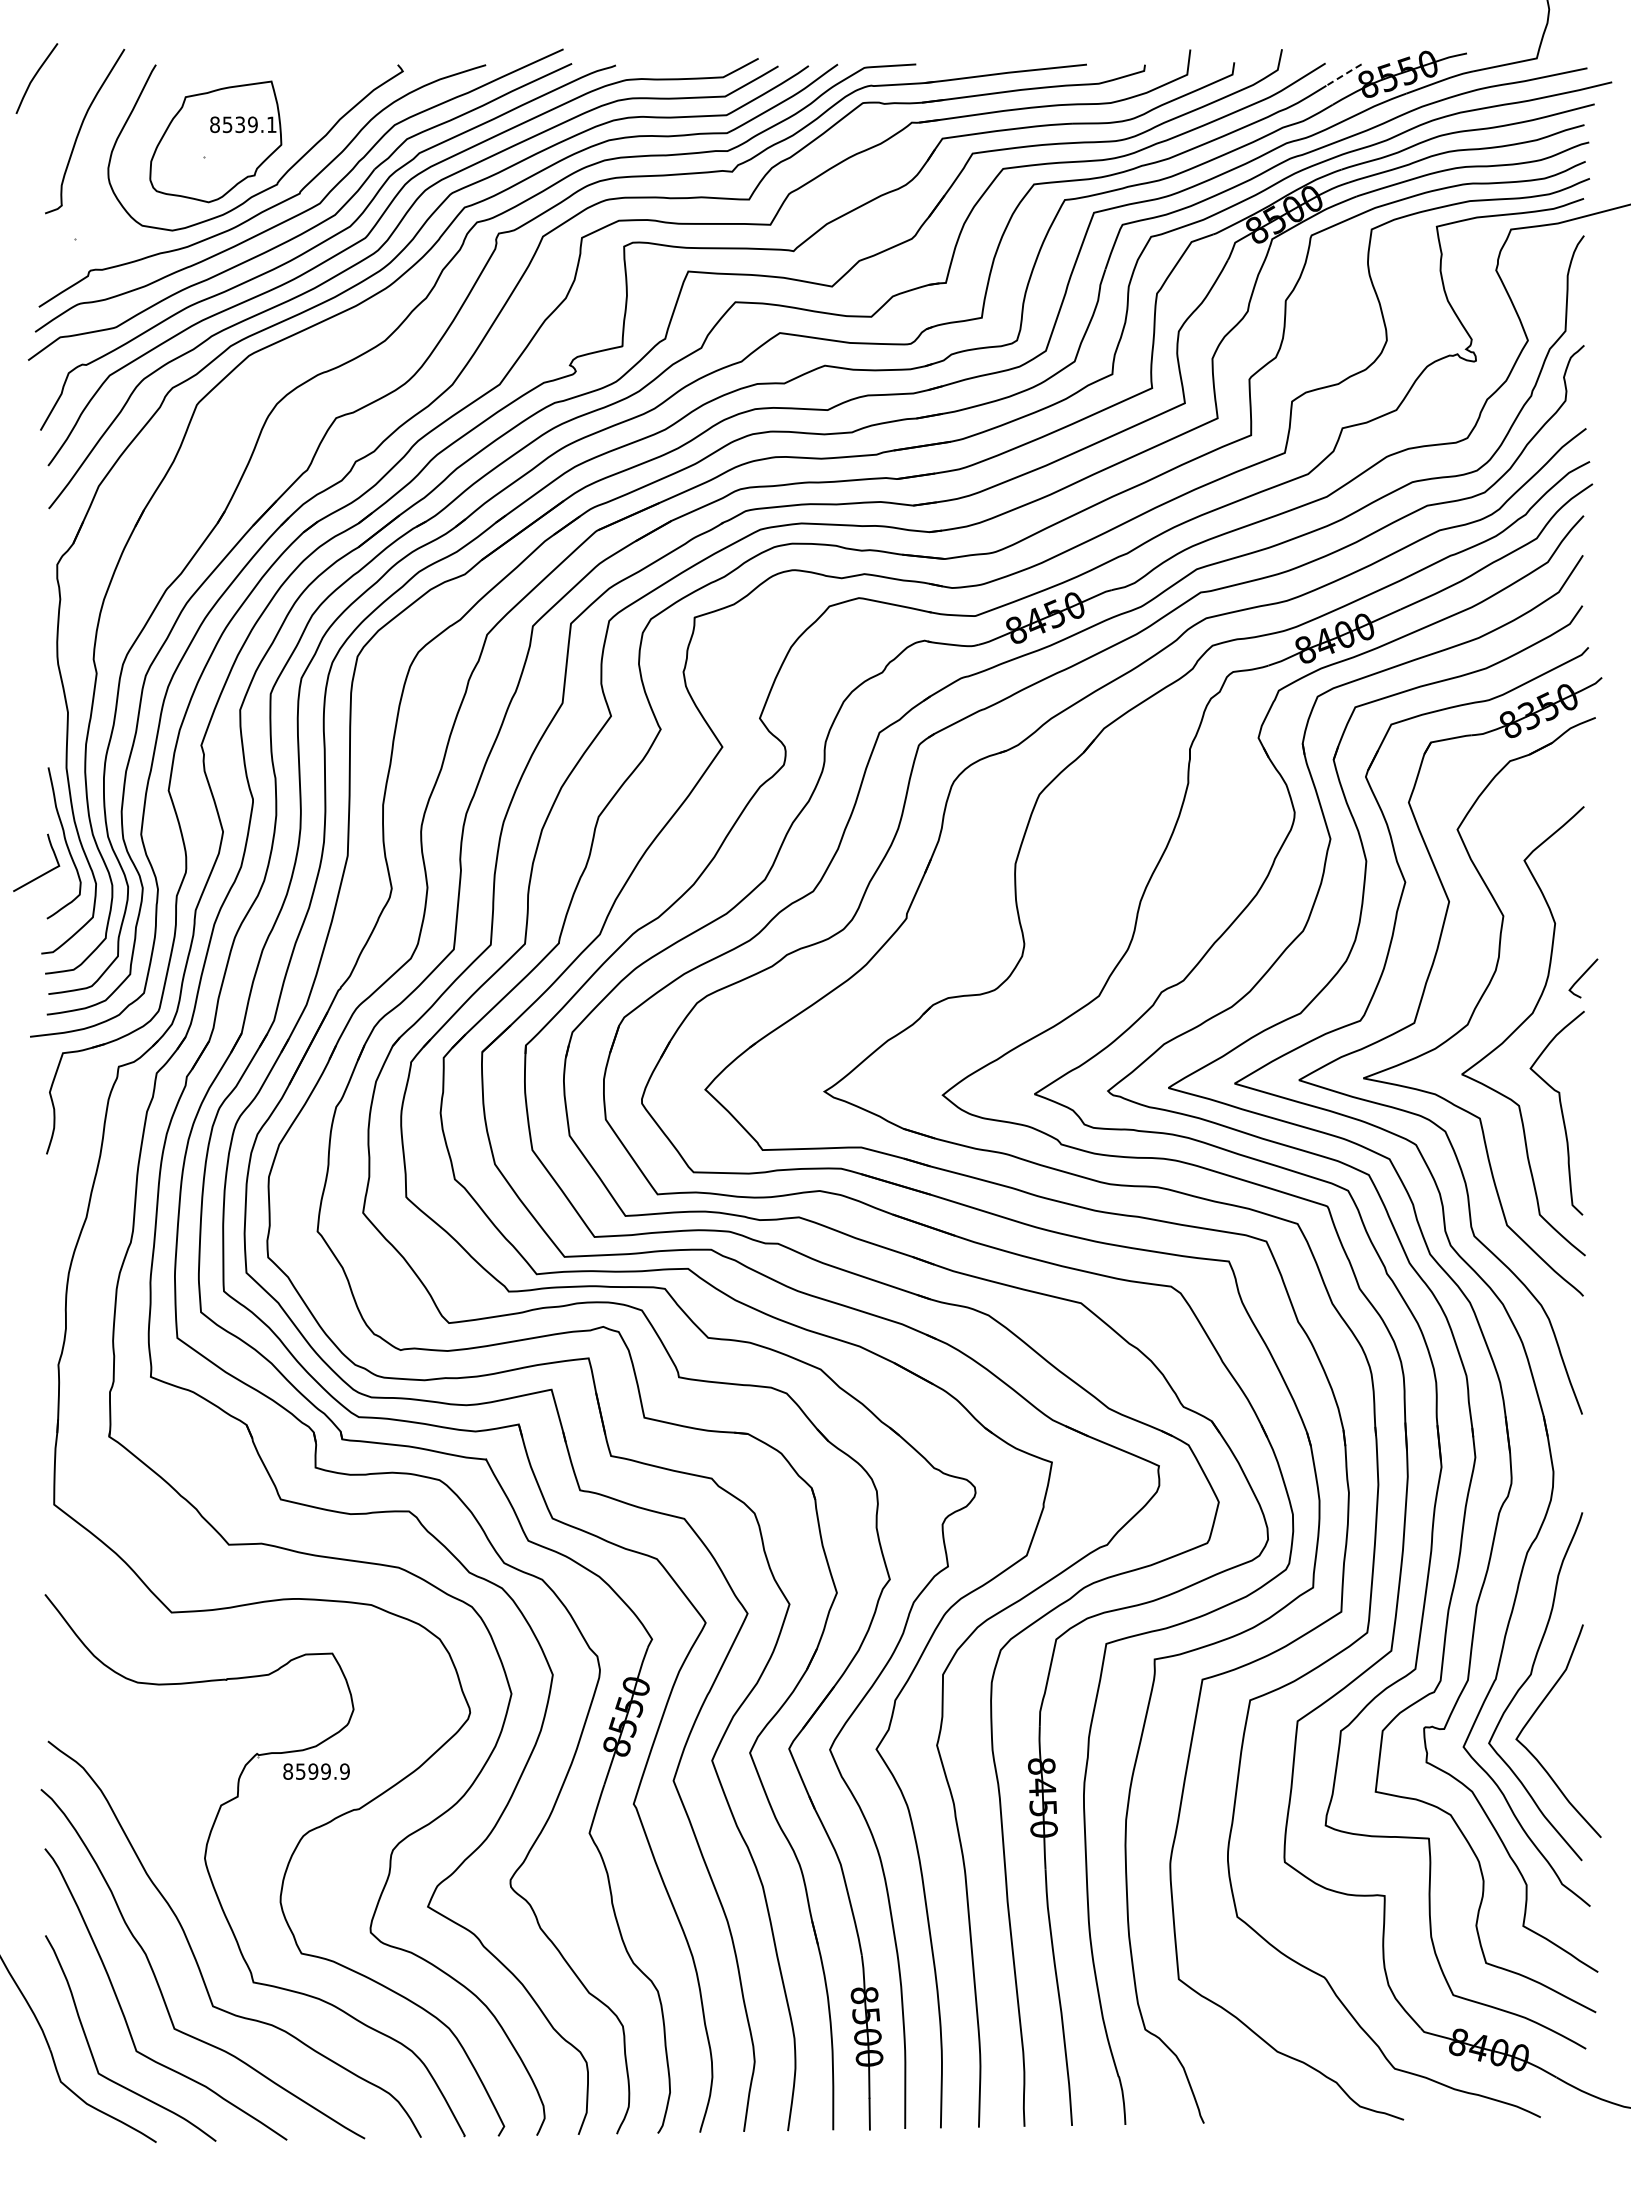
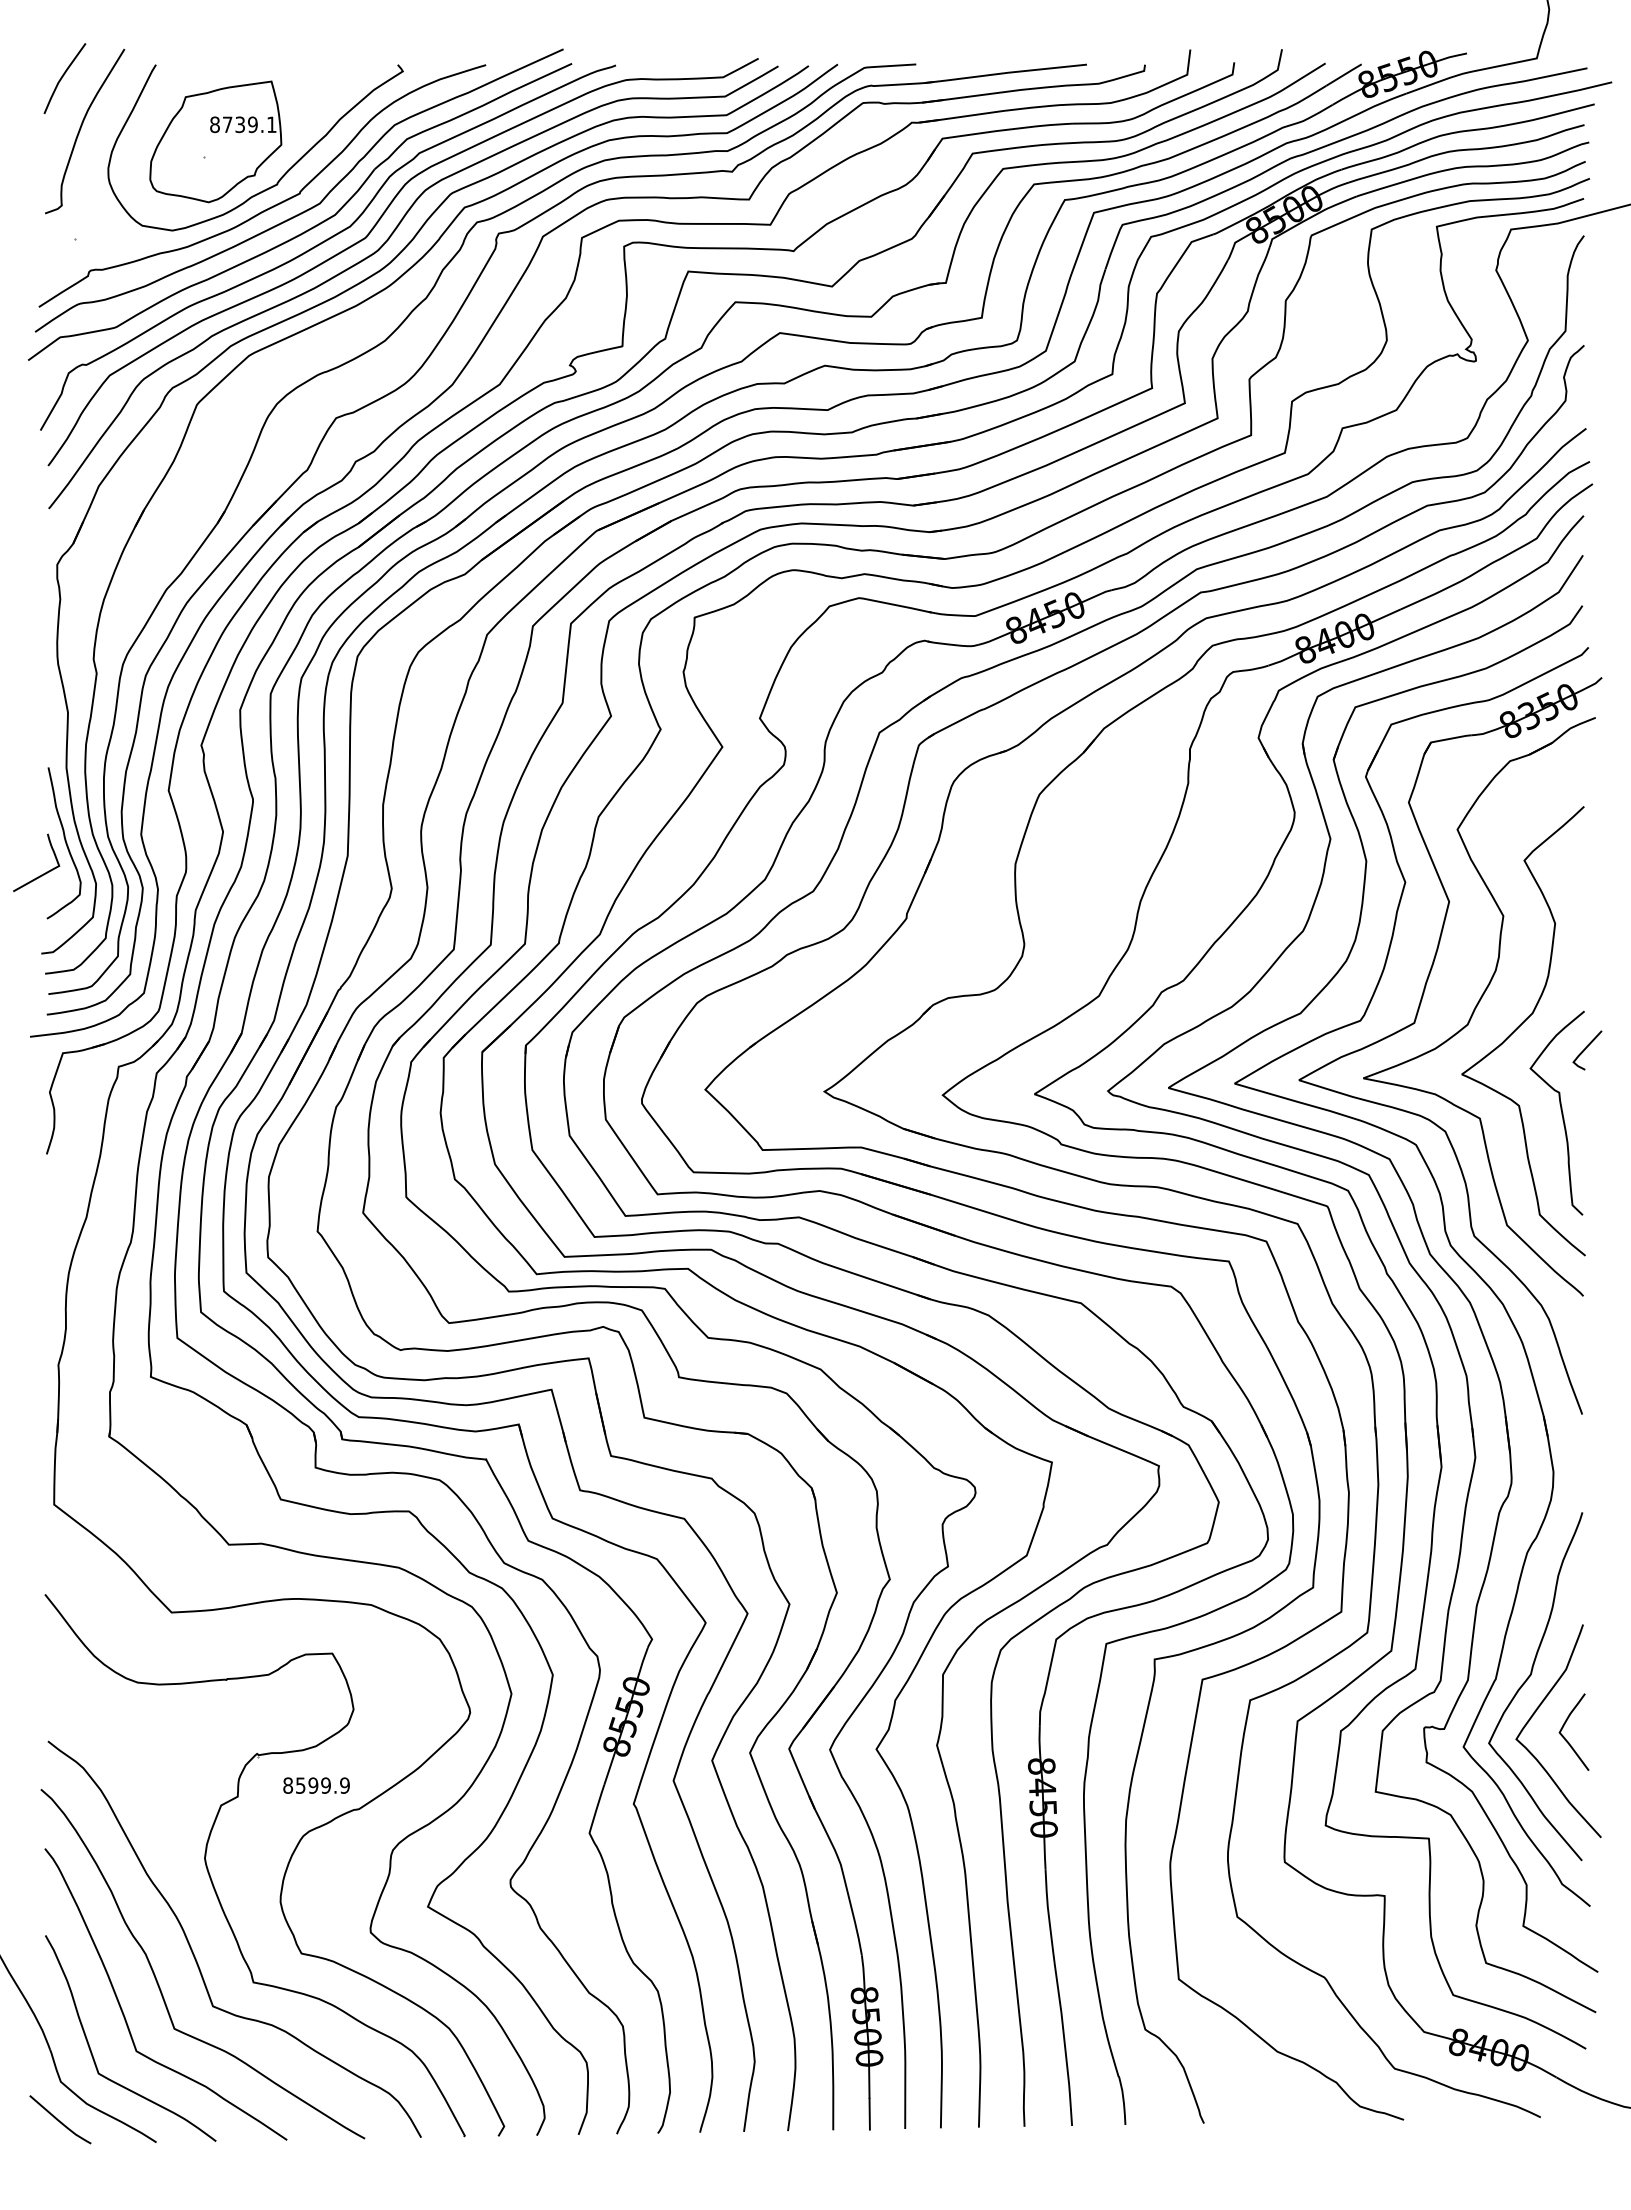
line: dashed -> solid (1345, 74)
curve position: (34, 78) -> (62, 78) (62, 78)
text: 8539.1 -> 8739.1 (227, 124)
line position: (1581, 978) -> (1585, 1050) (1585, 1050)
curve: none -> present (1564, 1726)
text position: (316, 1771) -> (316, 1785) (316, 1785)
curve: none -> present (60, 2120)
